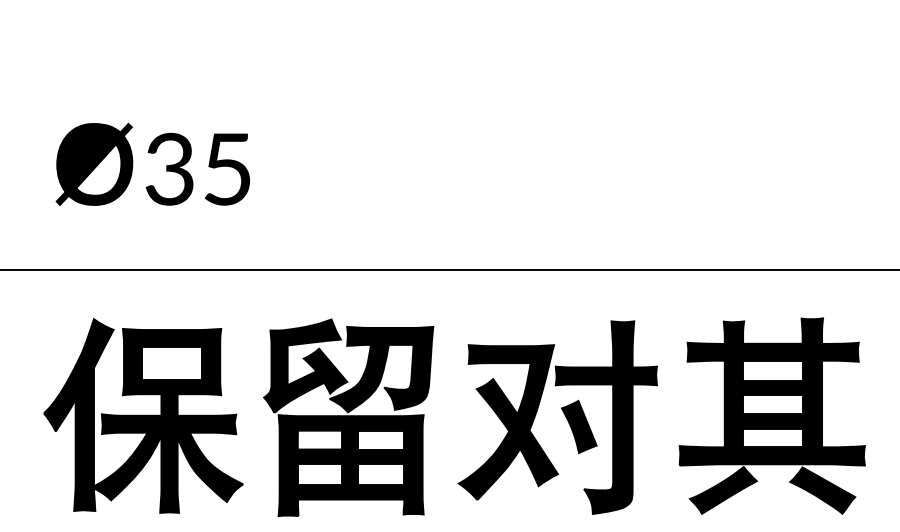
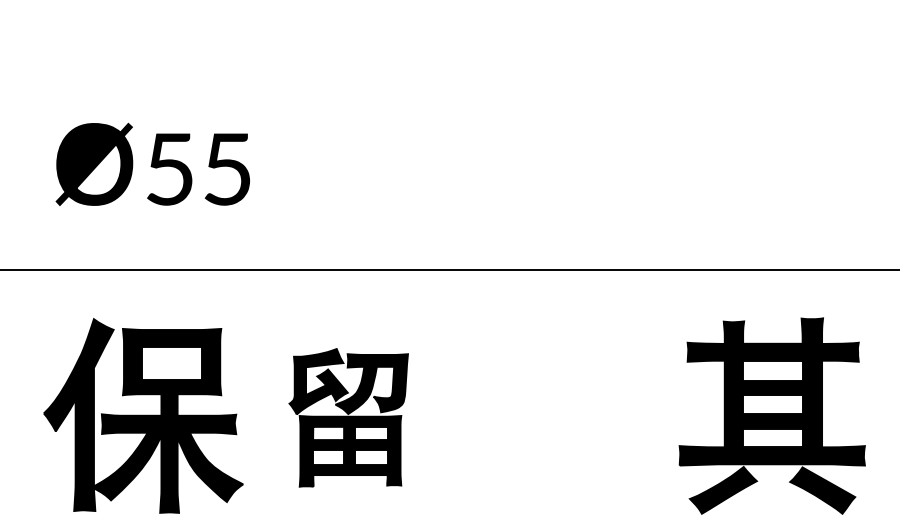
text: 35 -> 55 (169, 168)
part: present -> none (563, 413)
part size: 172x200 px -> 121x140 px (348, 417)
